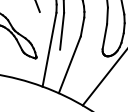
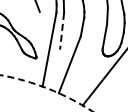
line: solid -> dashed (62, 31)
arc: solid -> dashed (48, 88)
